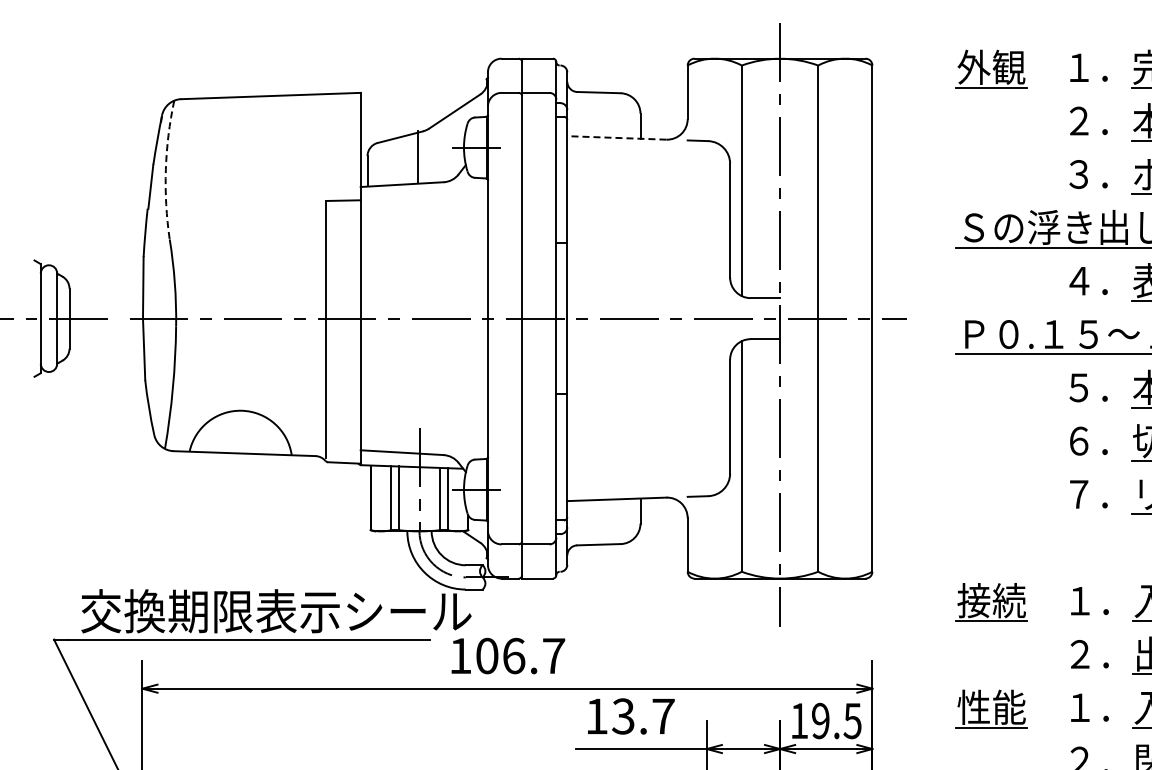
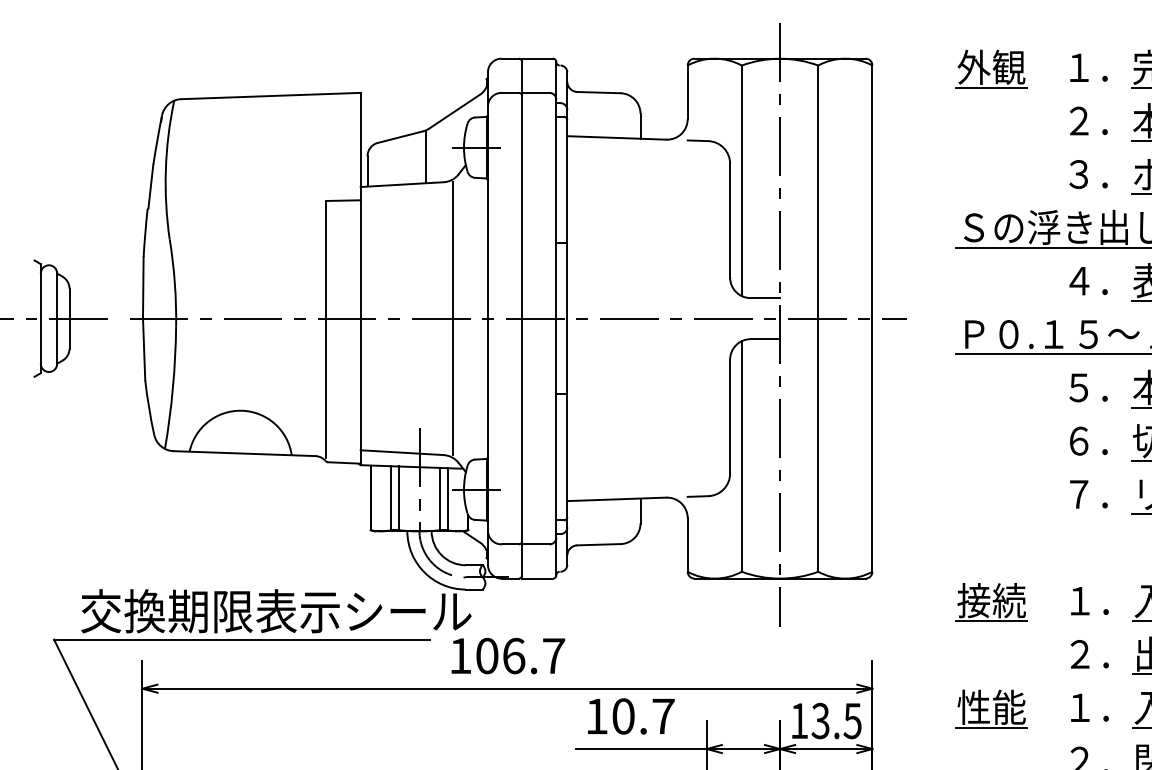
line: dashed -> solid (616, 137)
line position: (418, 156) -> (426, 156) (426, 156)
arc: dashed -> solid (165, 169)
line: none -> present (453, 318)
text: 13.7 -> 10.7 (623, 716)
text: 19.5 -> 13.5 (820, 721)
